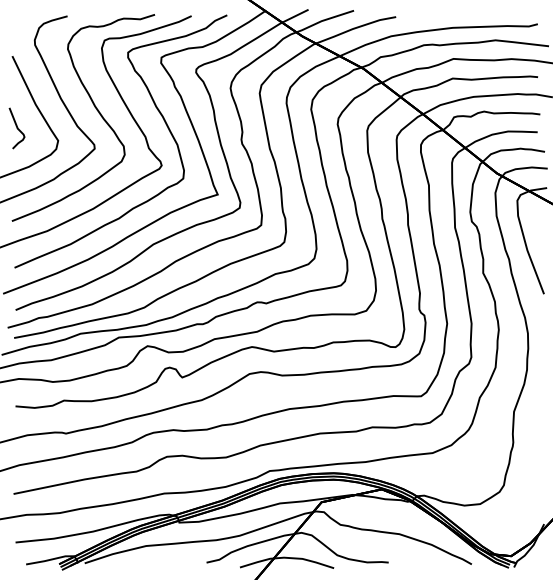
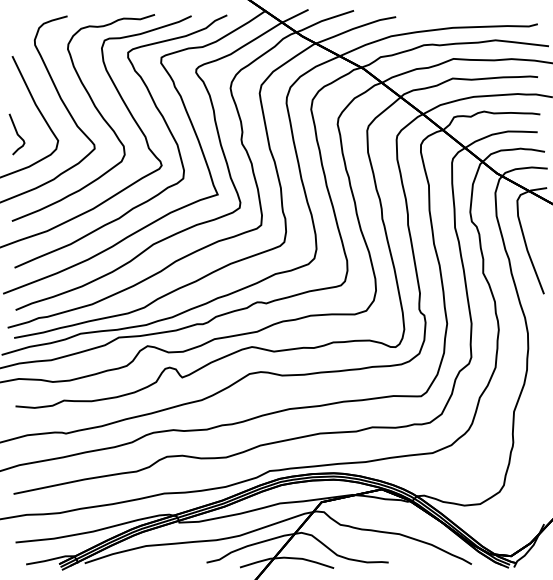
part position: (16, 128) -> (16, 134) (16, 134)
